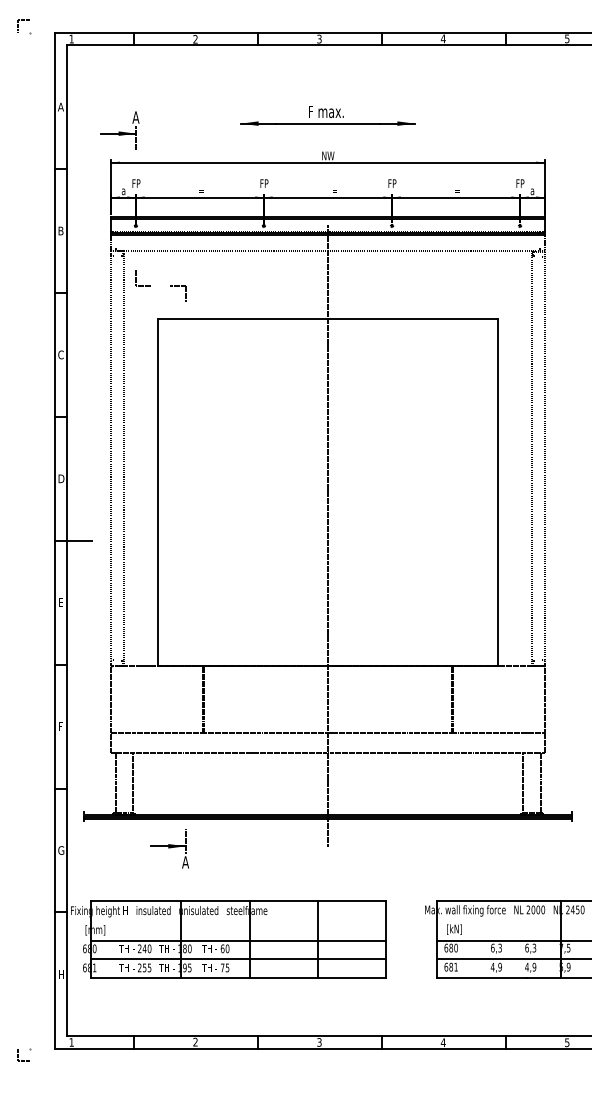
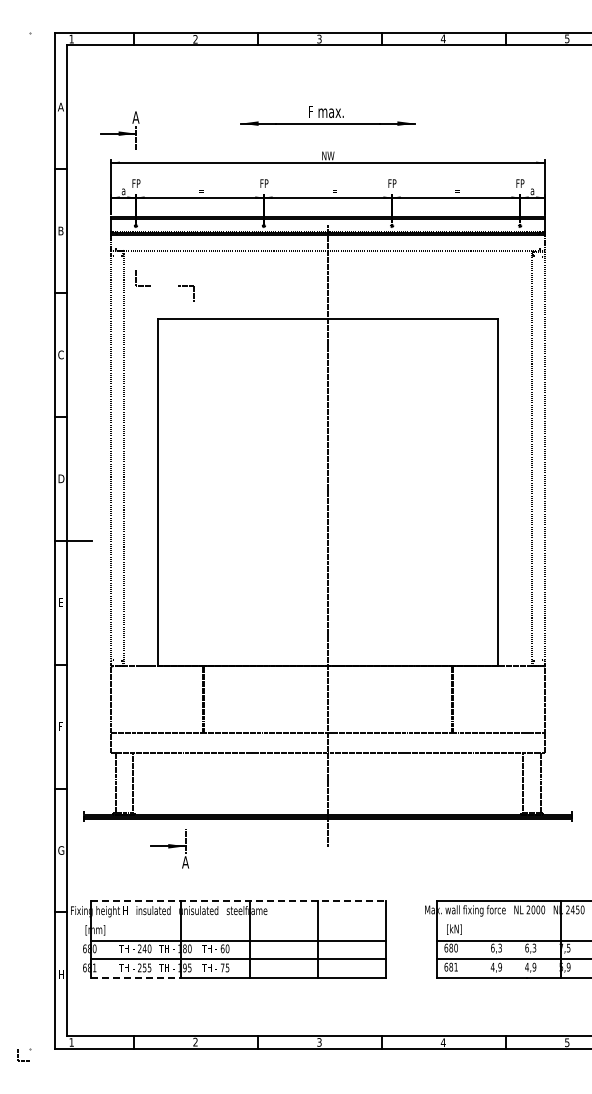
part: present -> none (23, 25)
part position: (178, 286) -> (186, 286) (186, 286)
line: solid -> dashed (238, 900)
line: solid -> dashed (136, 977)
